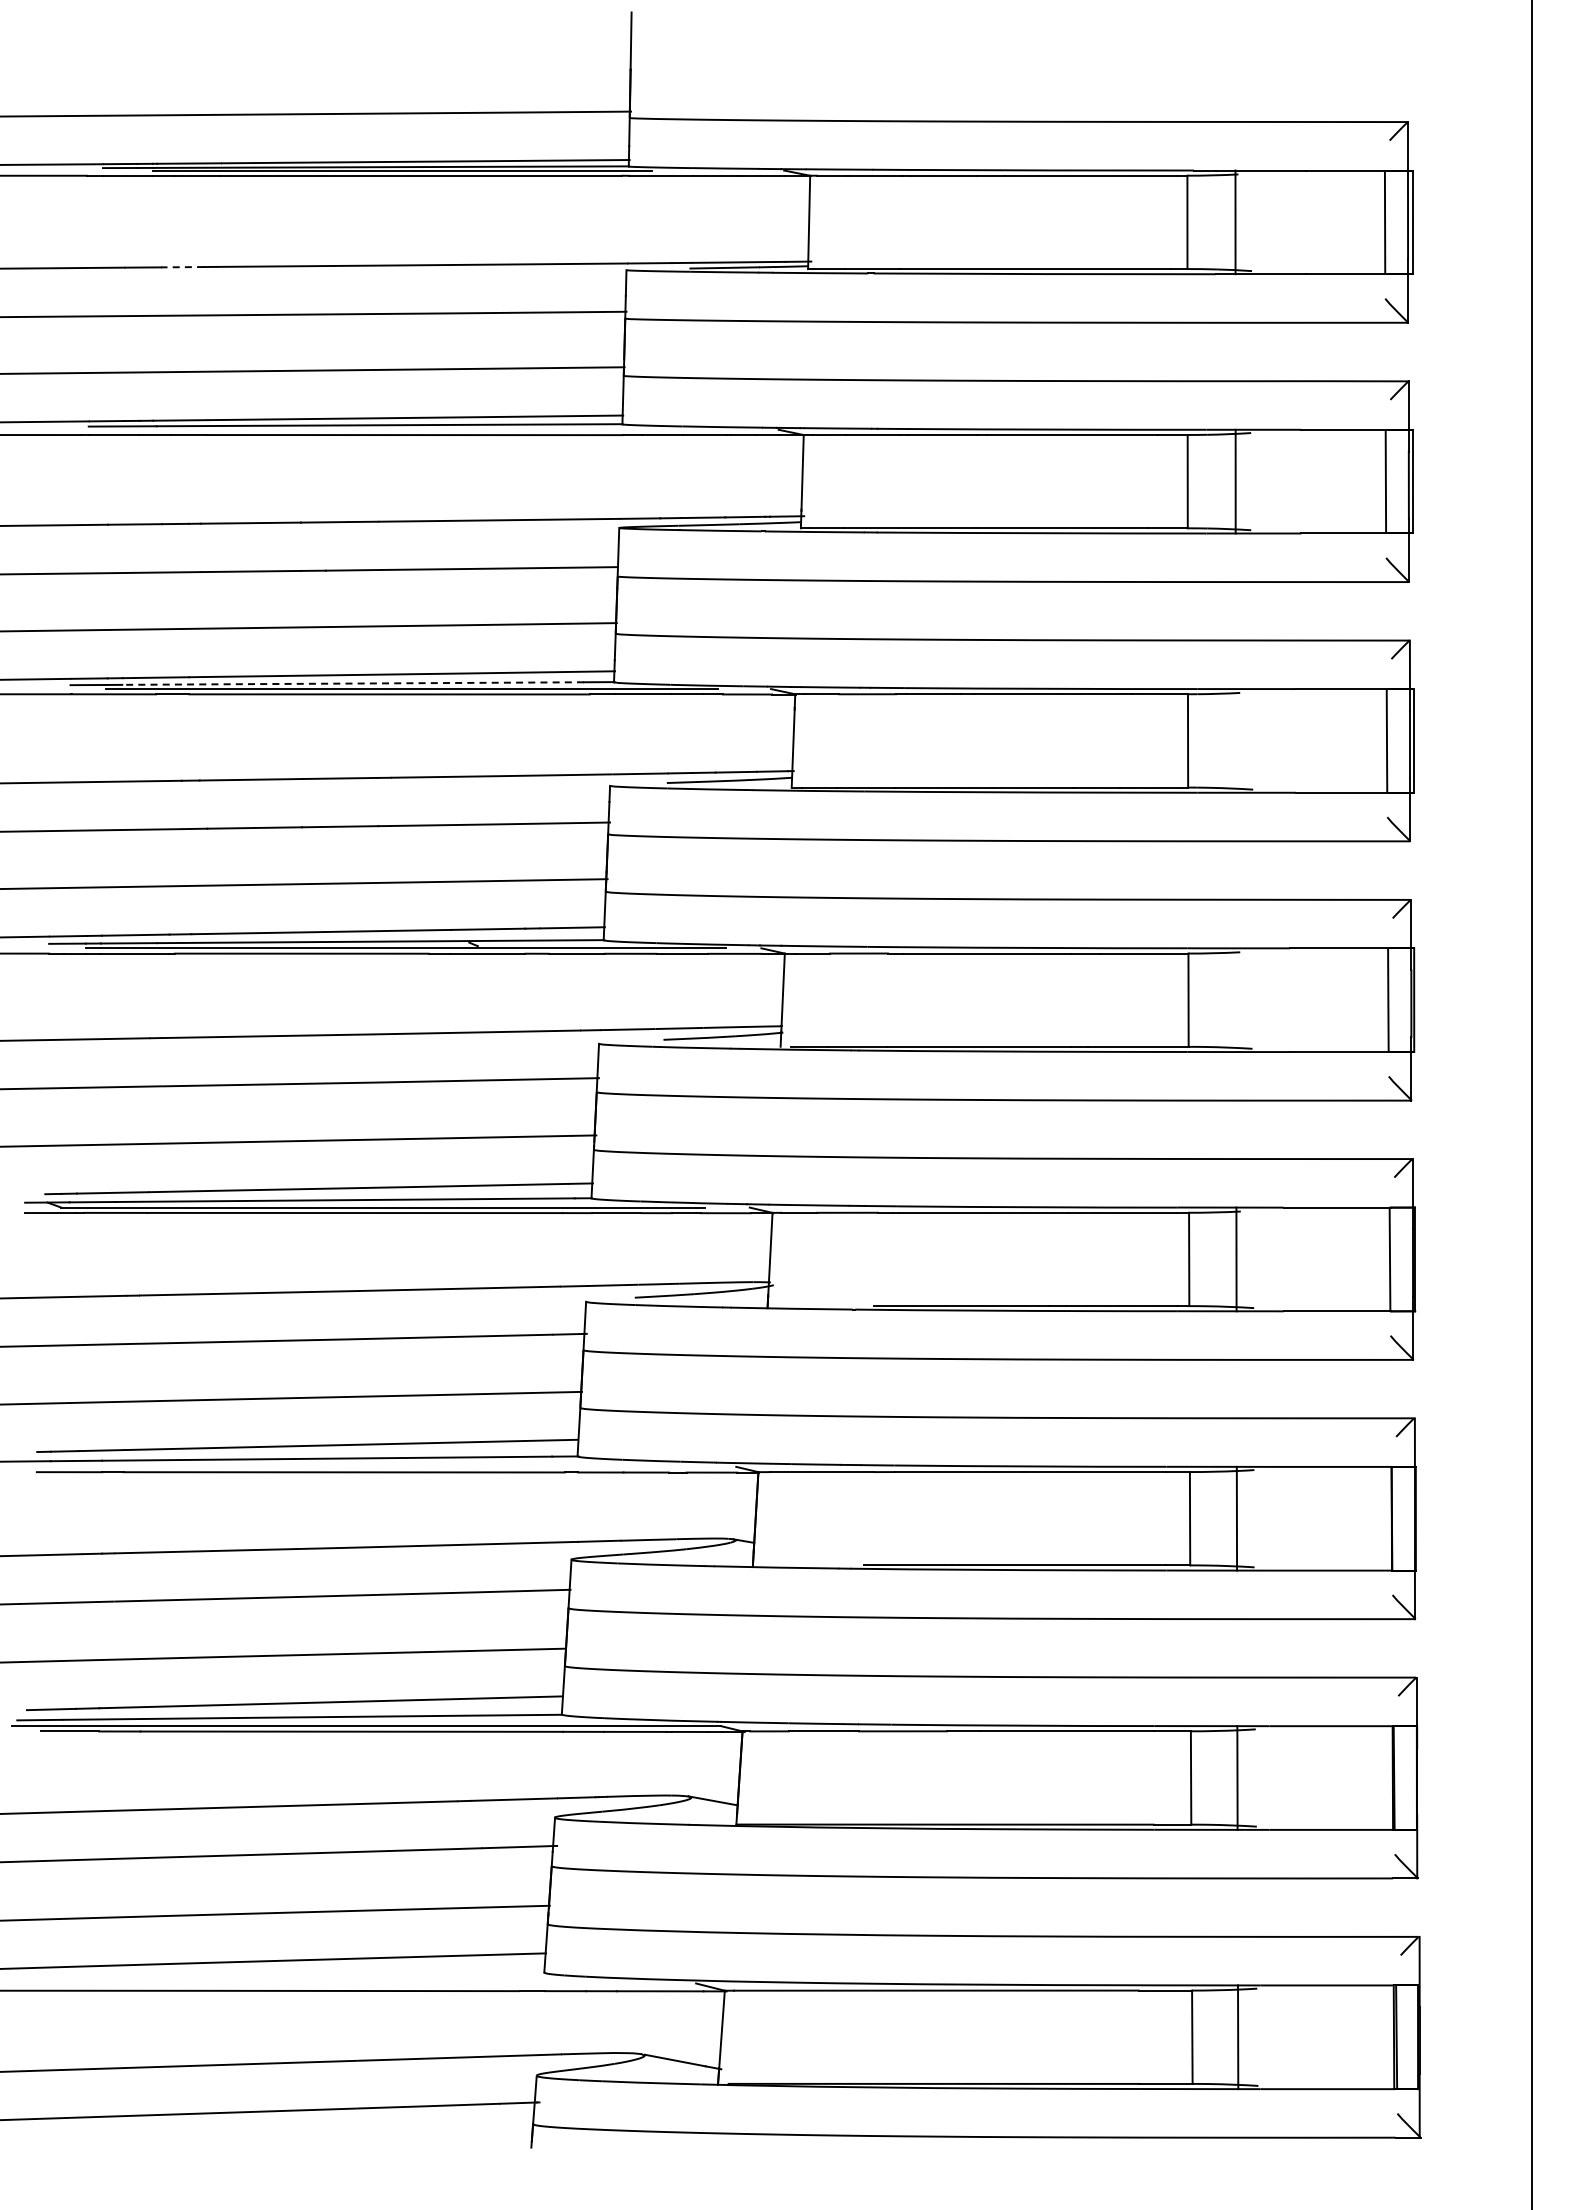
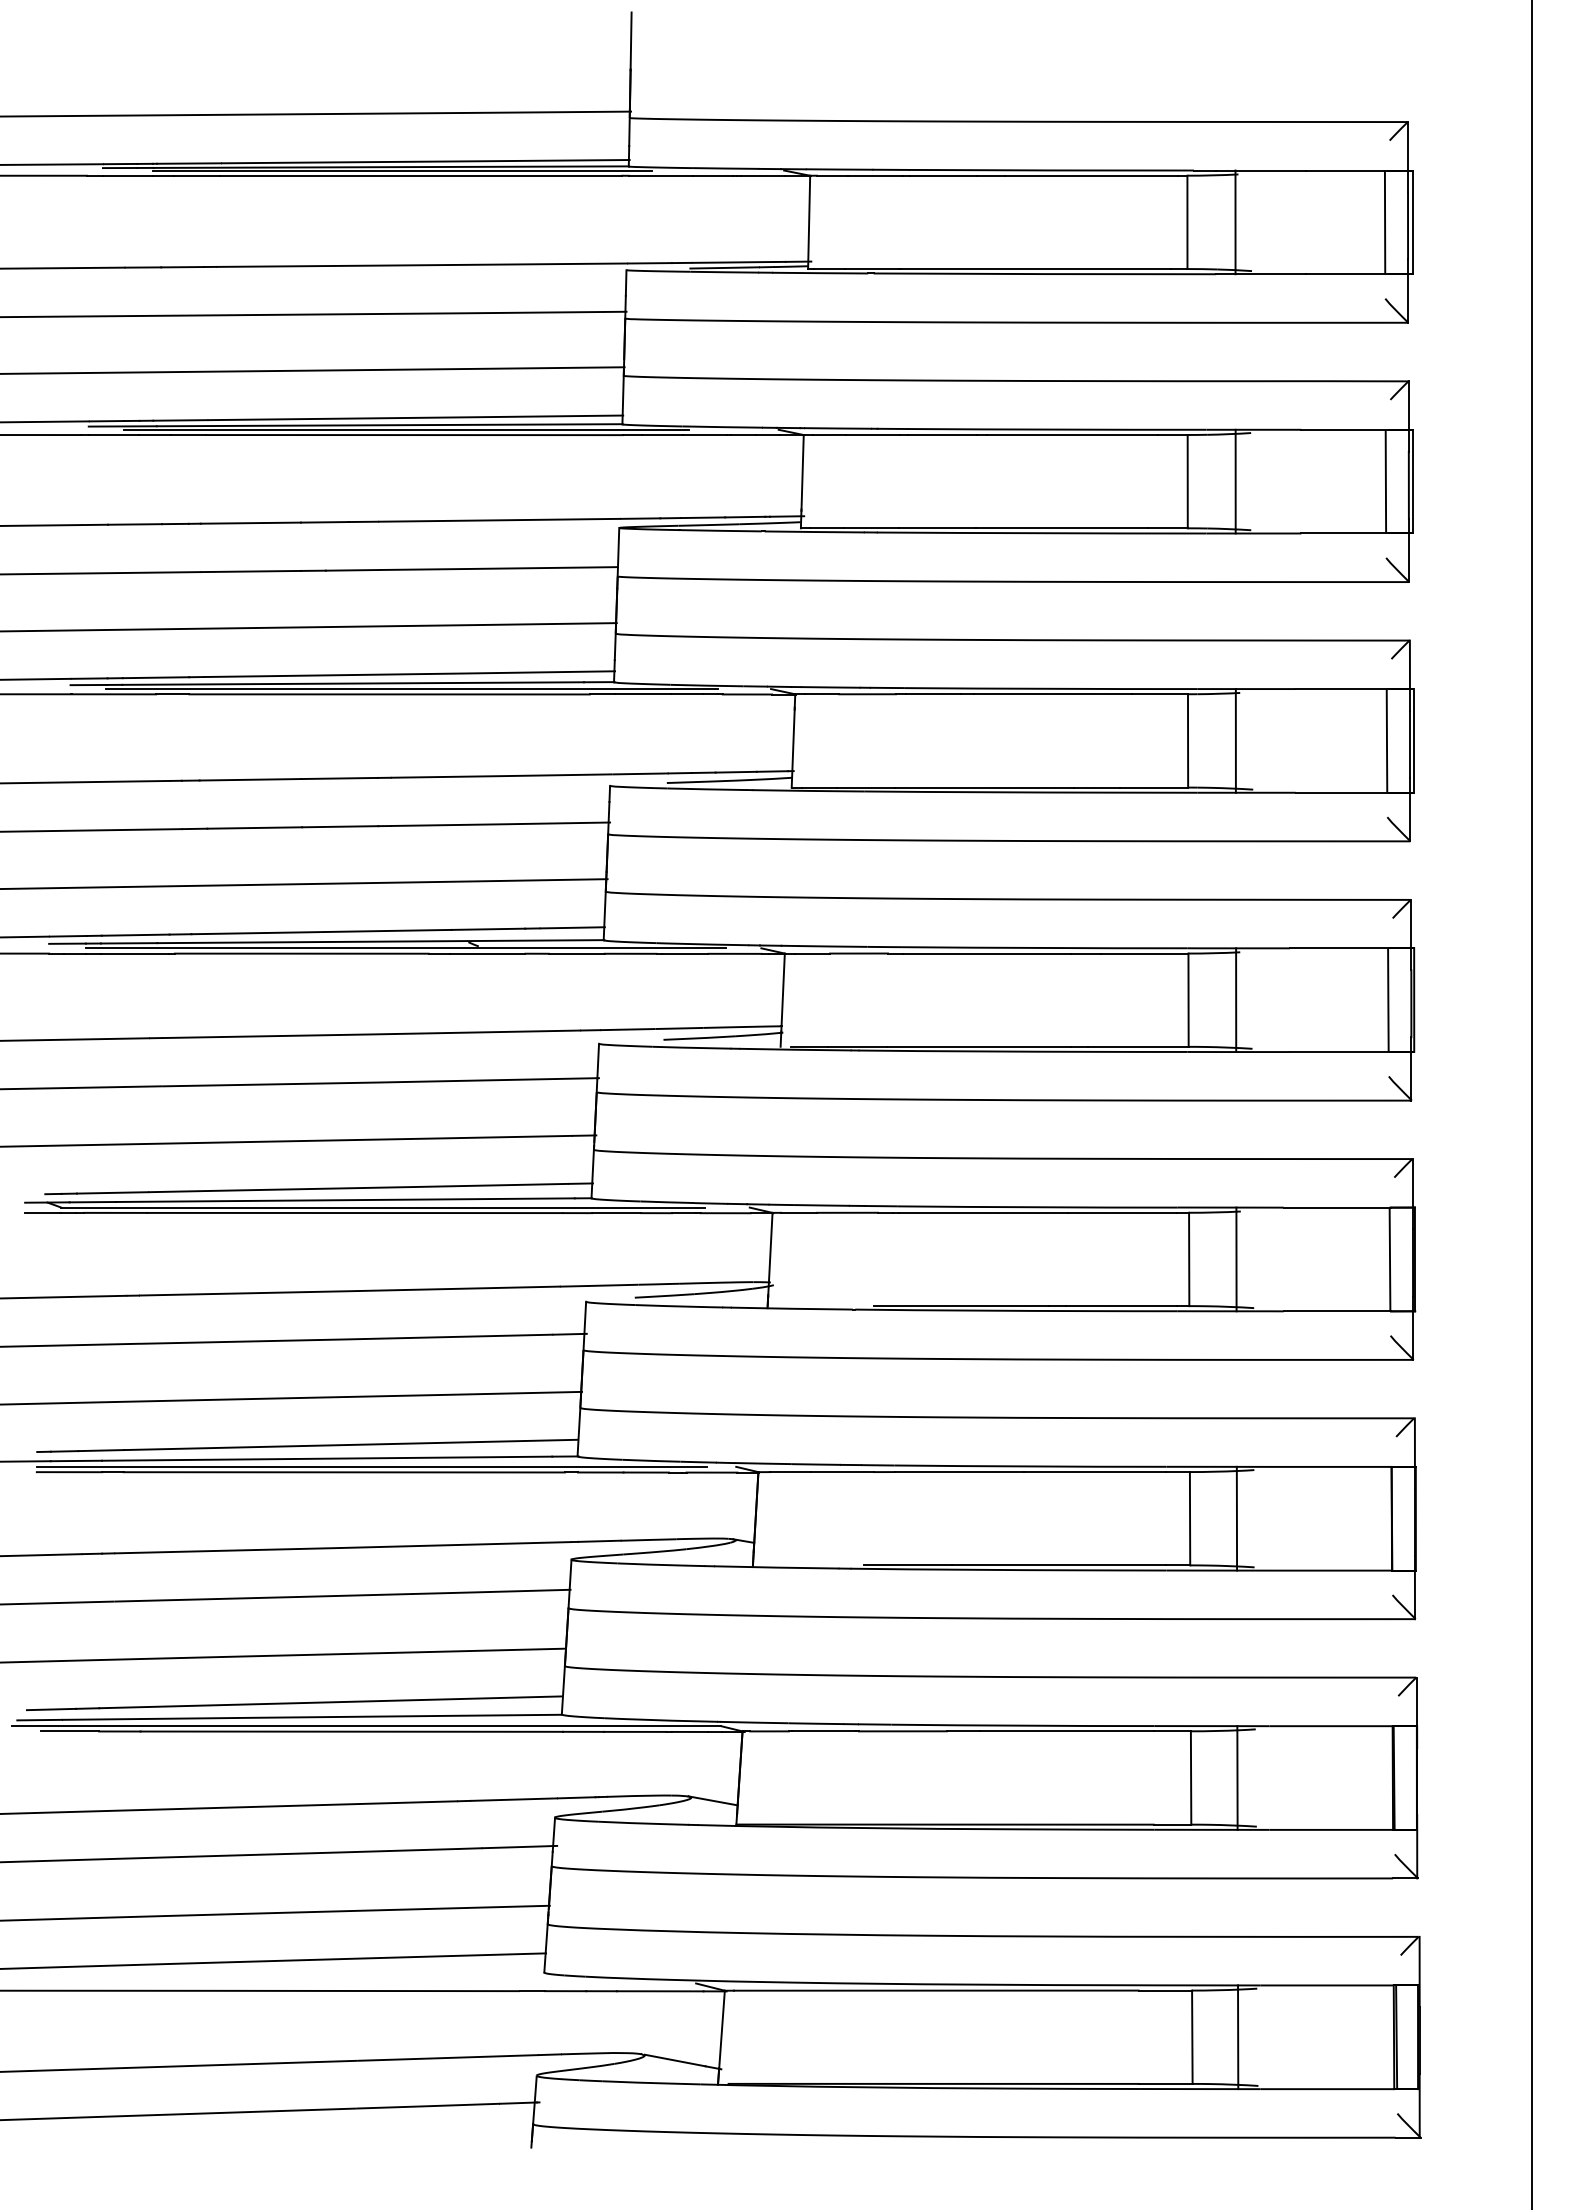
line: dashed -> solid (182, 267)
line: none -> present (406, 429)
line: dashed -> solid (353, 683)
line: none -> present (1235, 740)
line: none -> present (1236, 1000)
line: none -> present (371, 1466)
